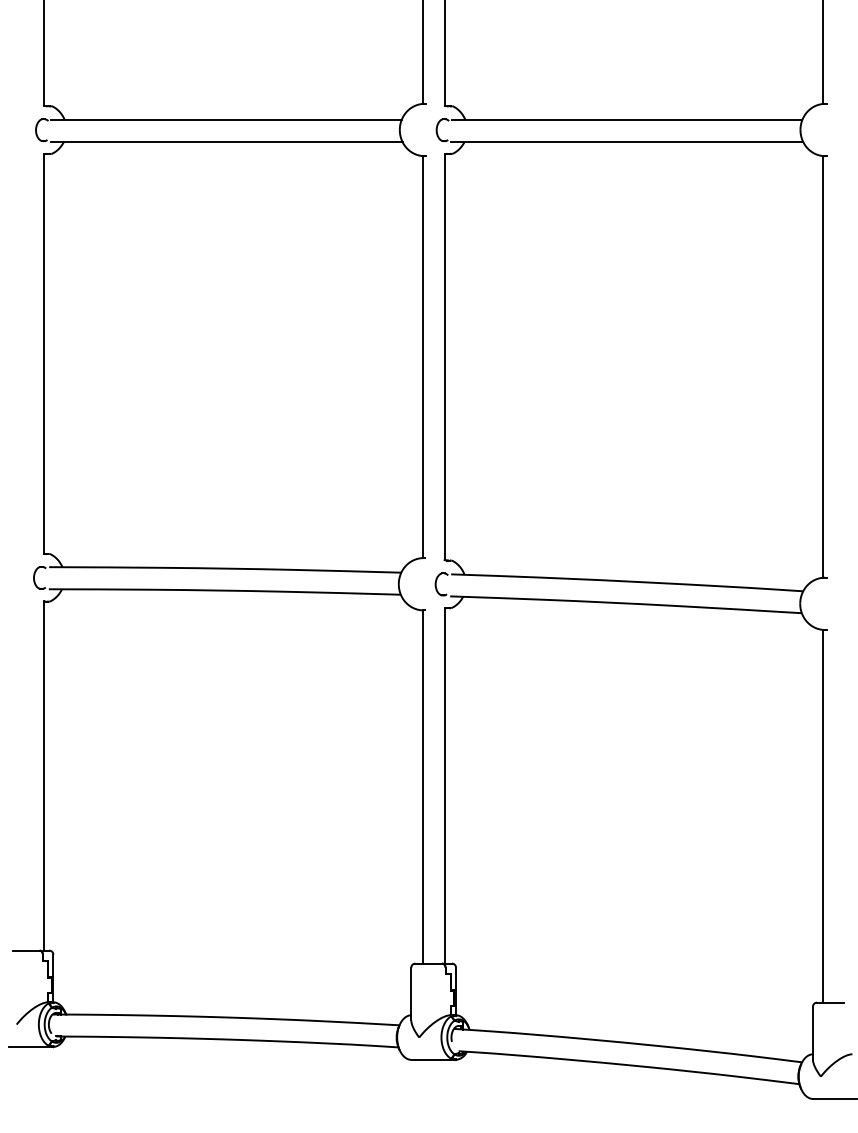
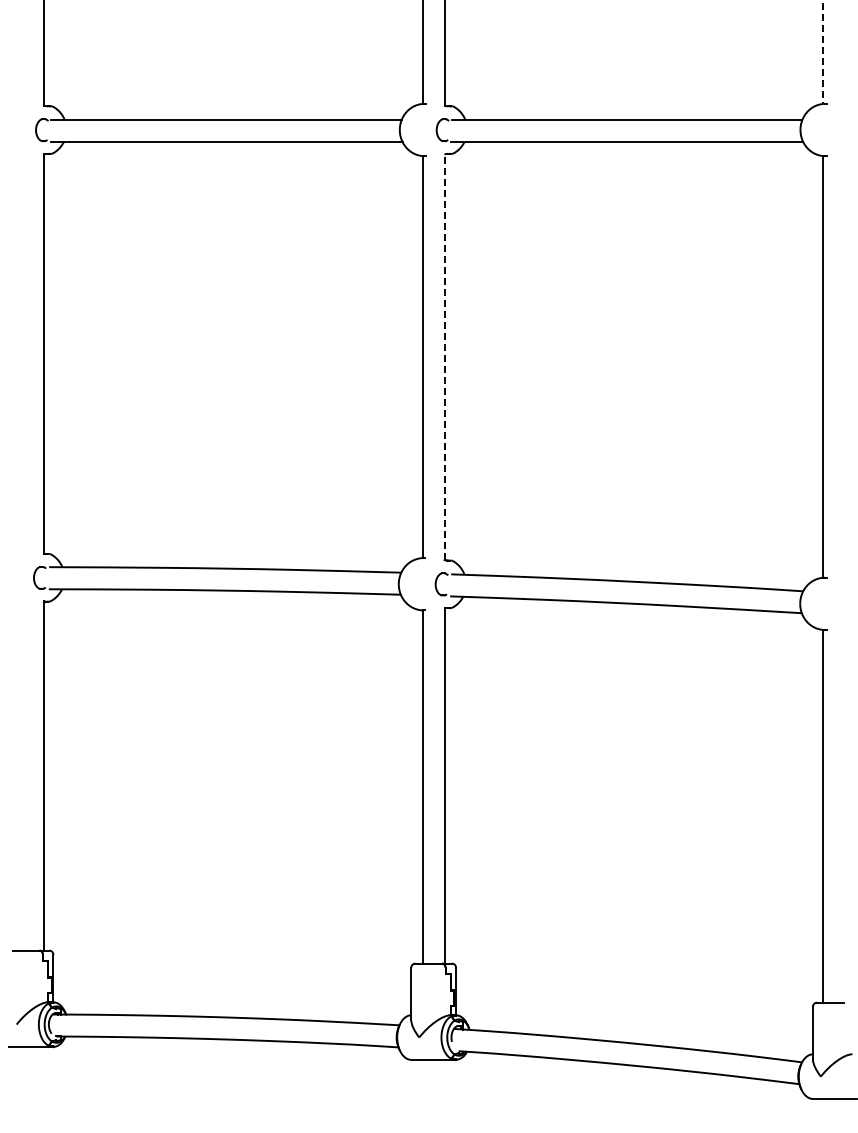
line: solid -> dashed (823, 52)
line: solid -> dashed (444, 357)
